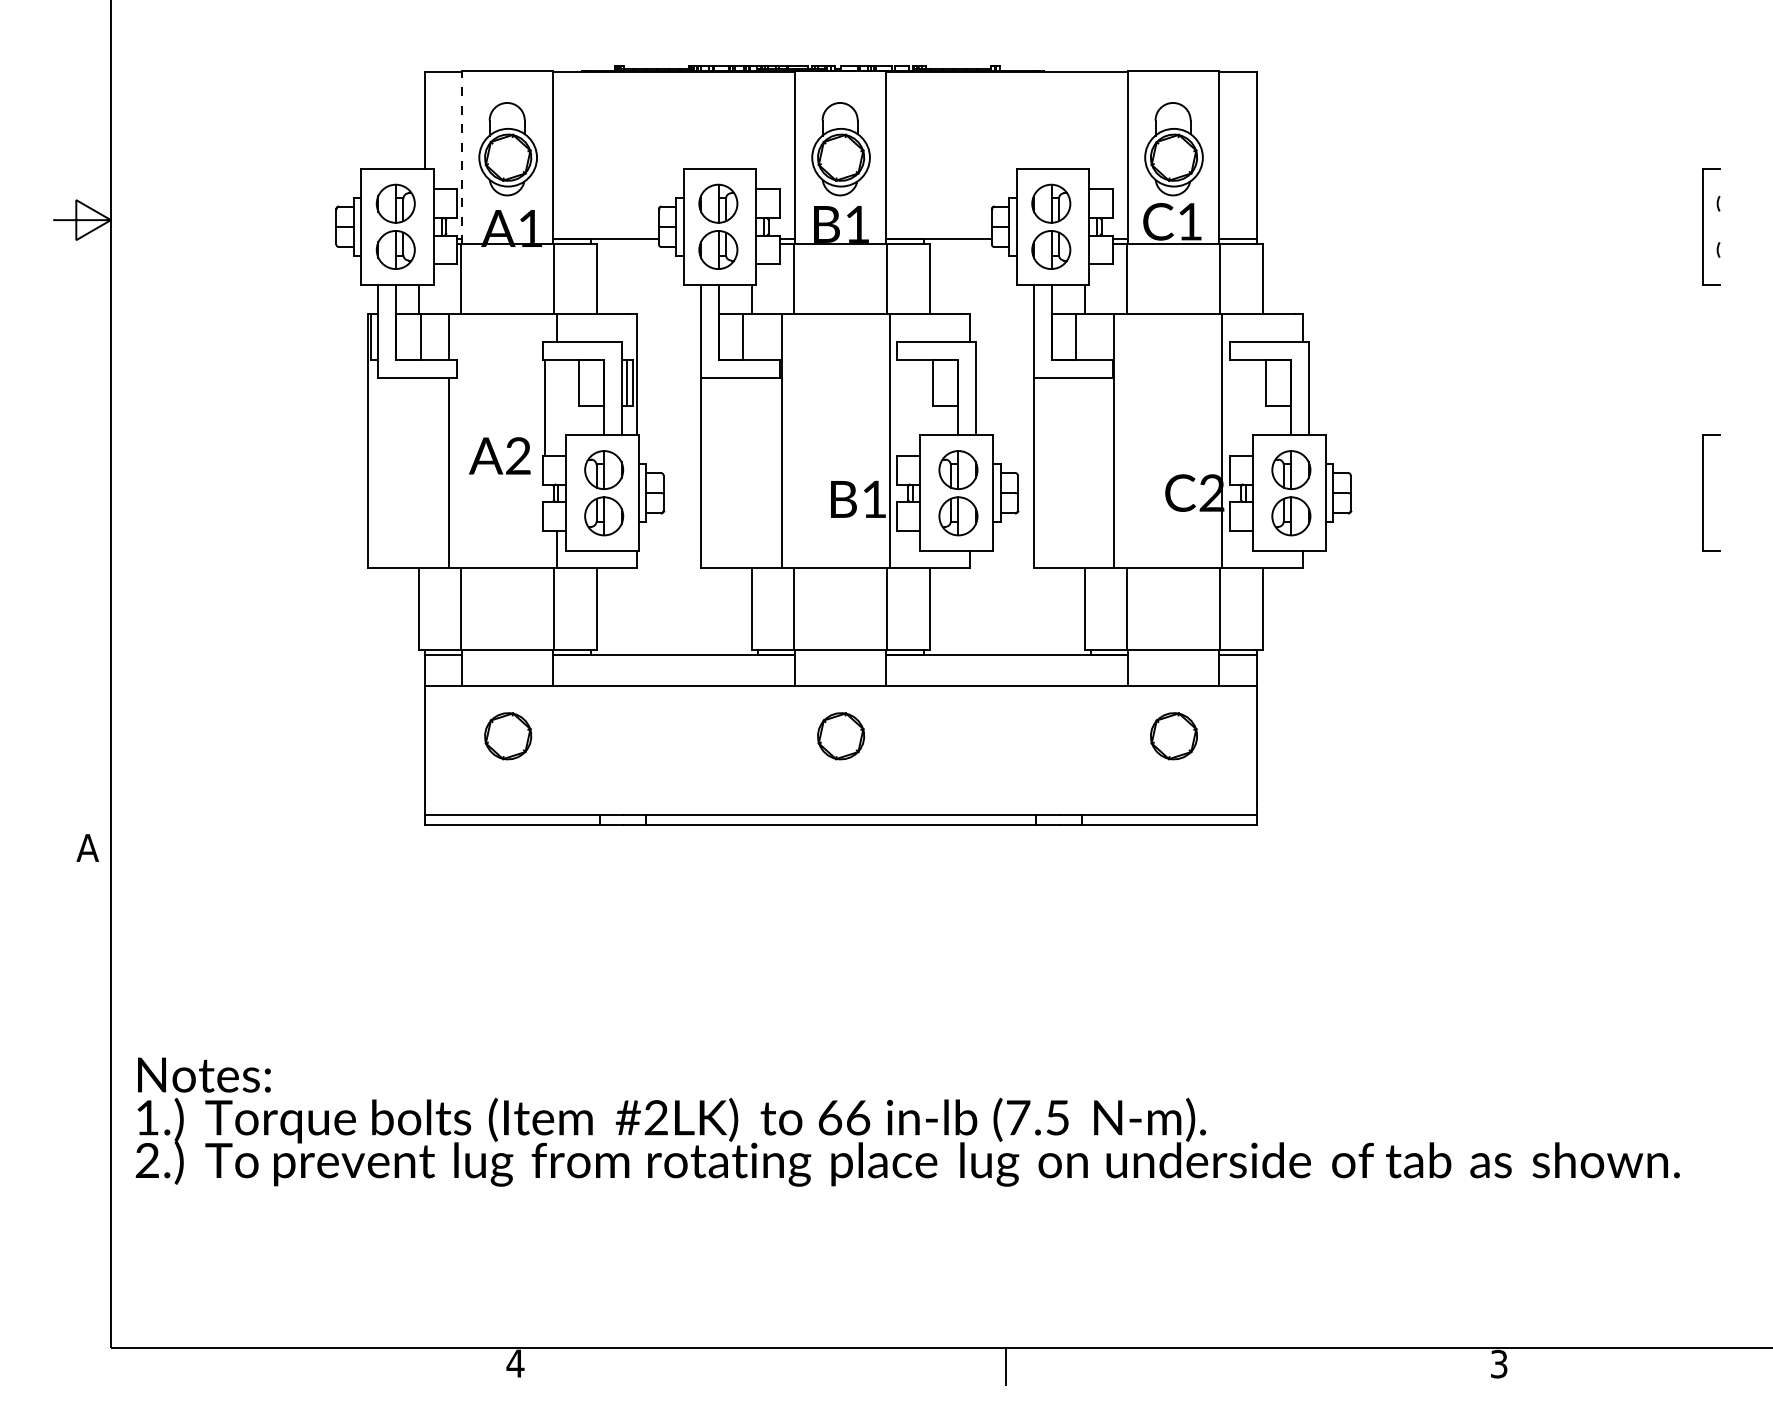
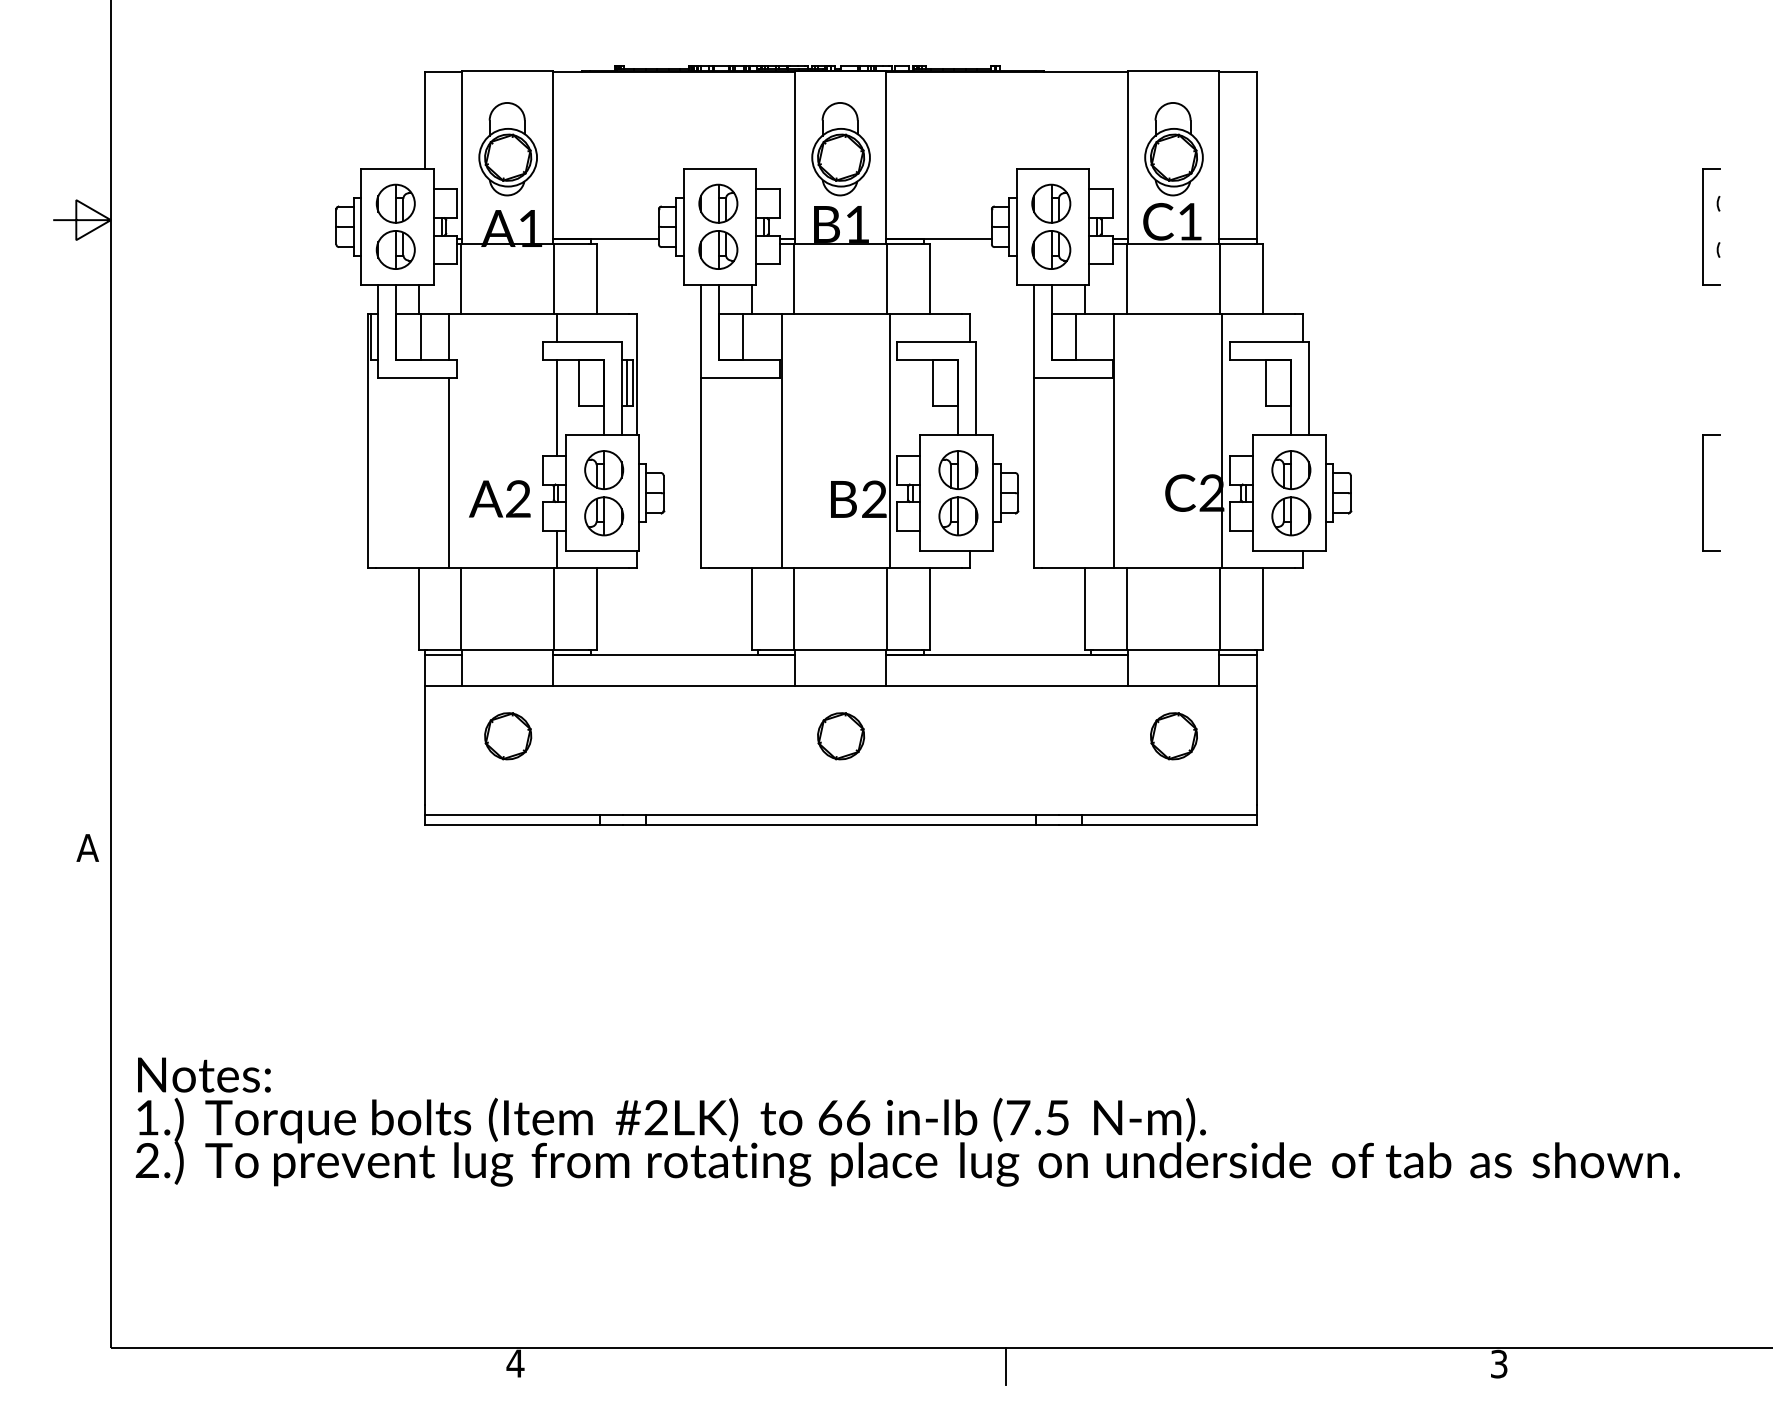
line: dashed -> solid (461, 157)
line position: (544, 407) -> (556, 407) (556, 407)
text position: (499, 455) -> (499, 498) (499, 498)
text: B1 -> B2 (874, 498)
